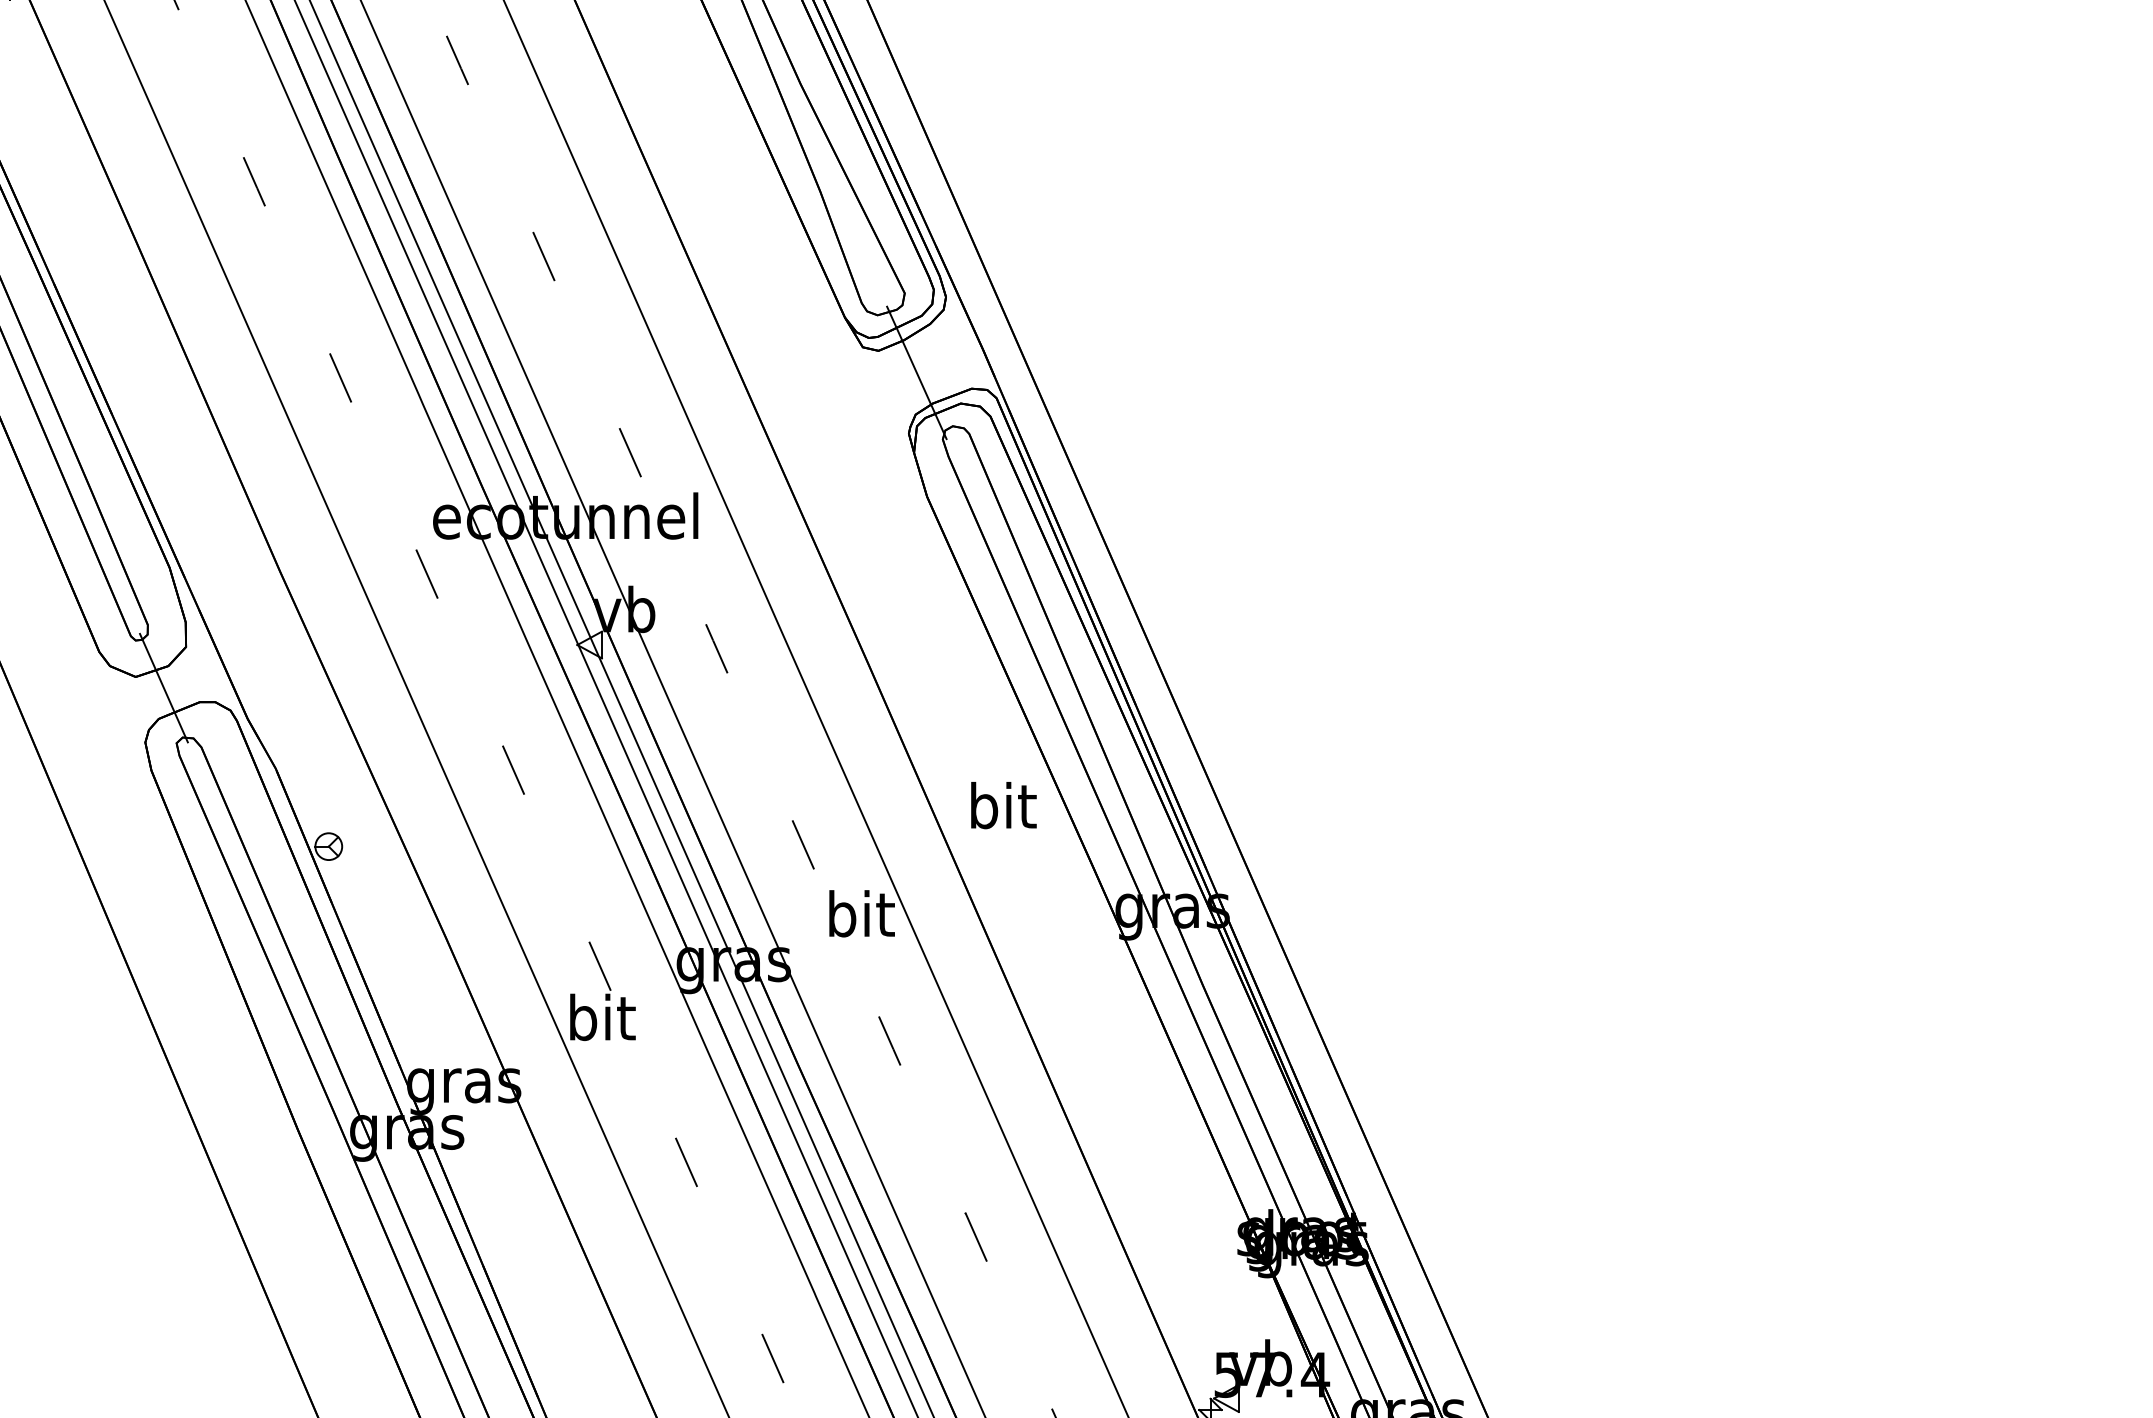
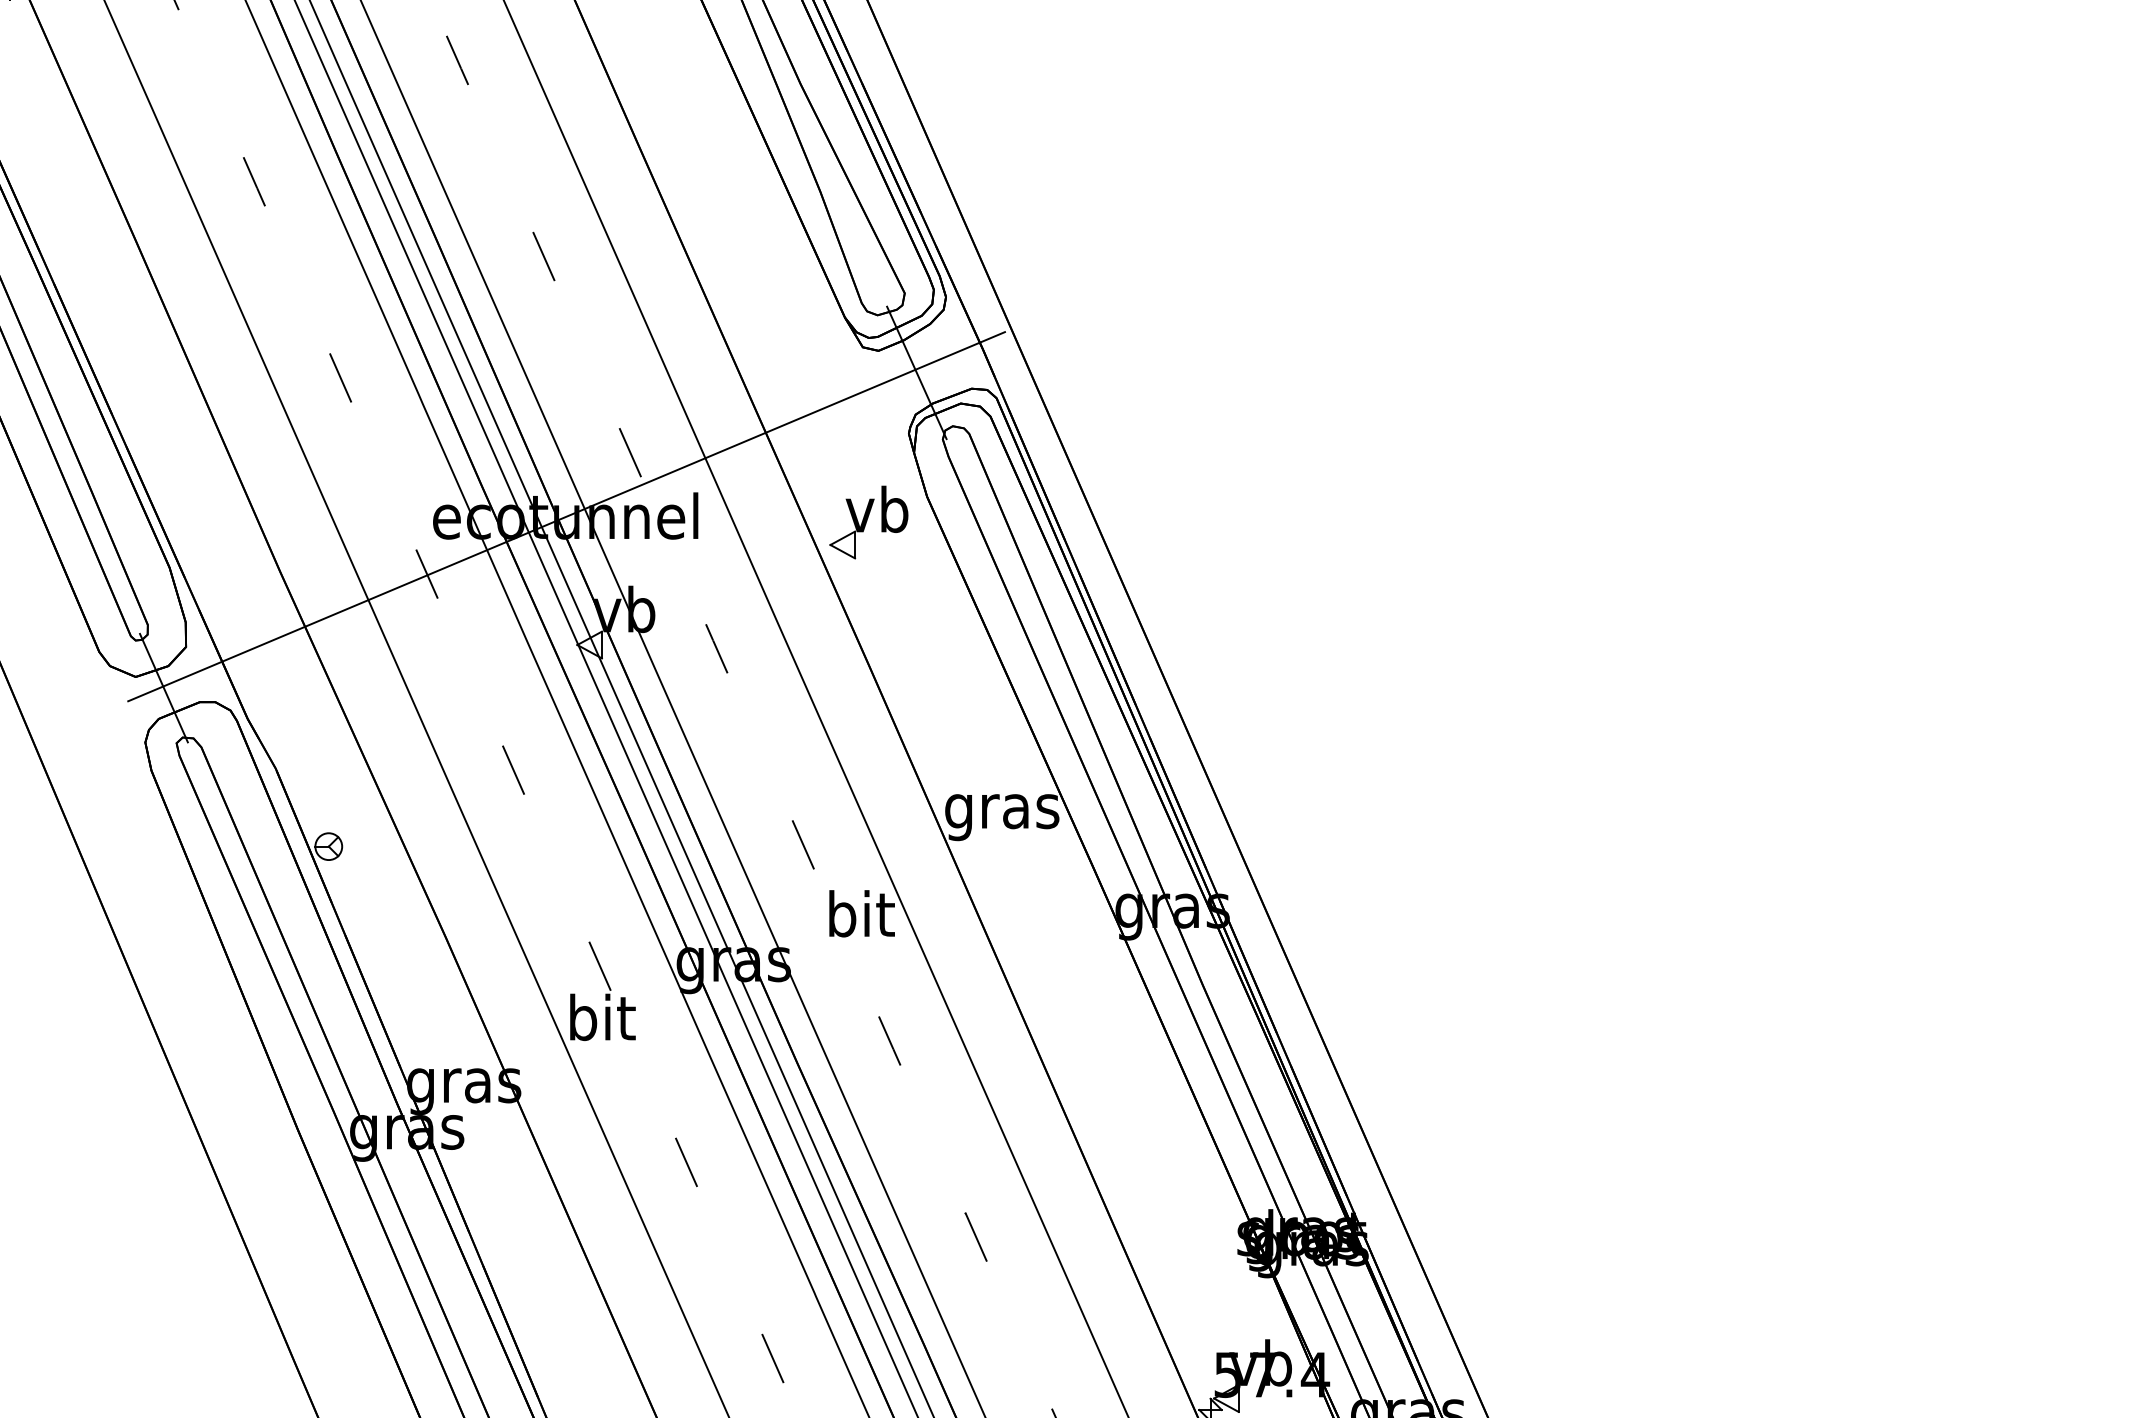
line: none -> present (566, 516)
part: none -> present (868, 522)
text: bit -> gras (1002, 811)
